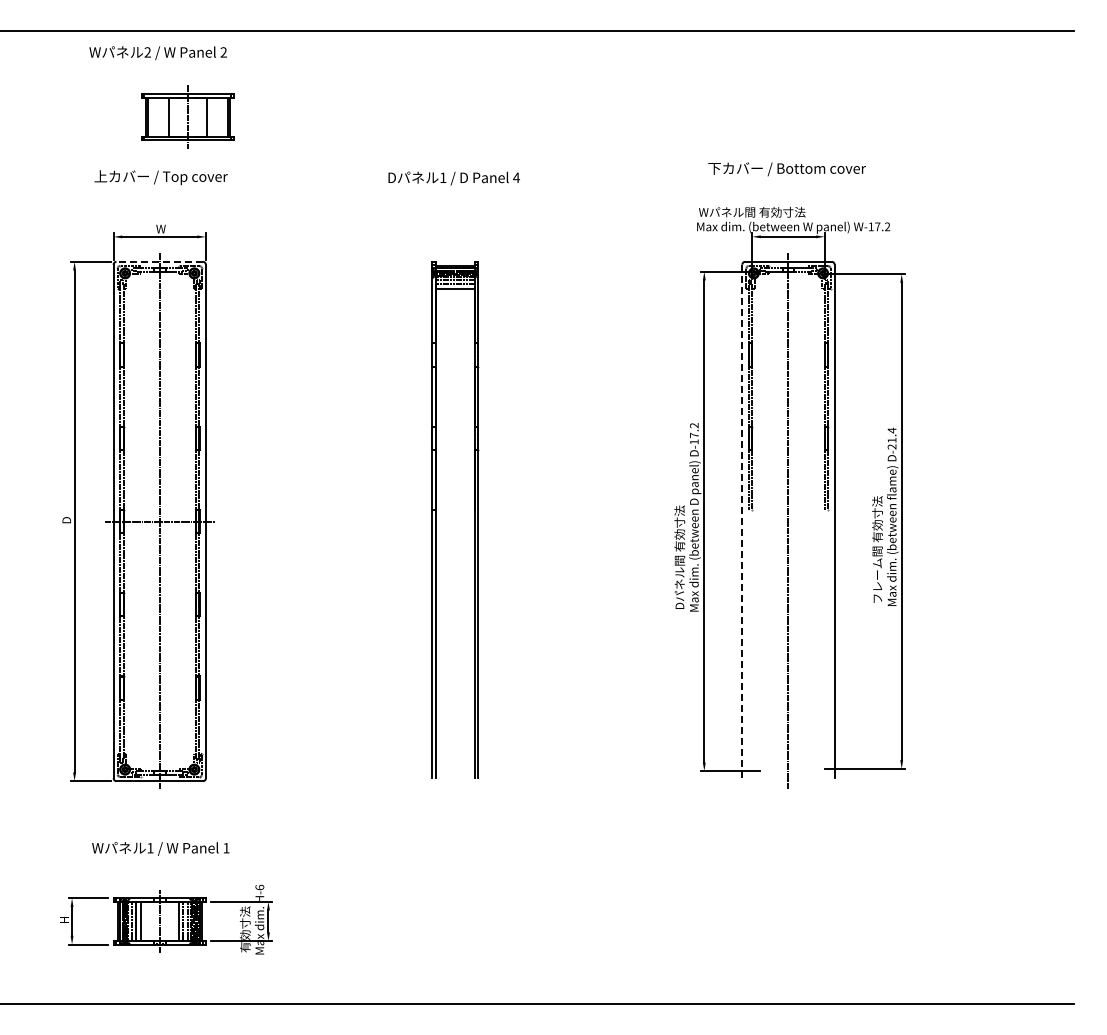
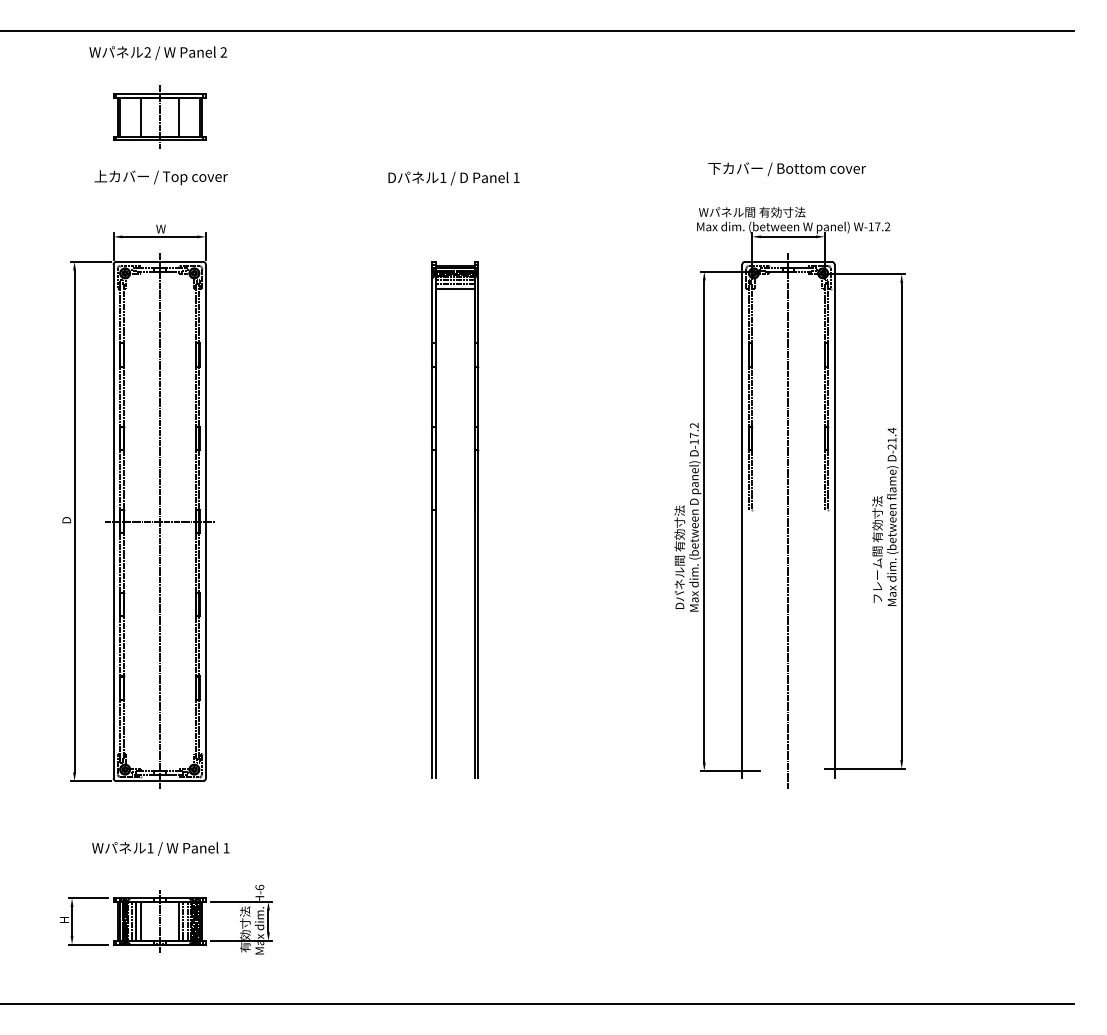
part position: (187, 116) -> (159, 116) (159, 116)
text: 4 -> 1 (516, 177)
line: dashed -> solid (159, 261)
line: dashed -> solid (742, 521)
